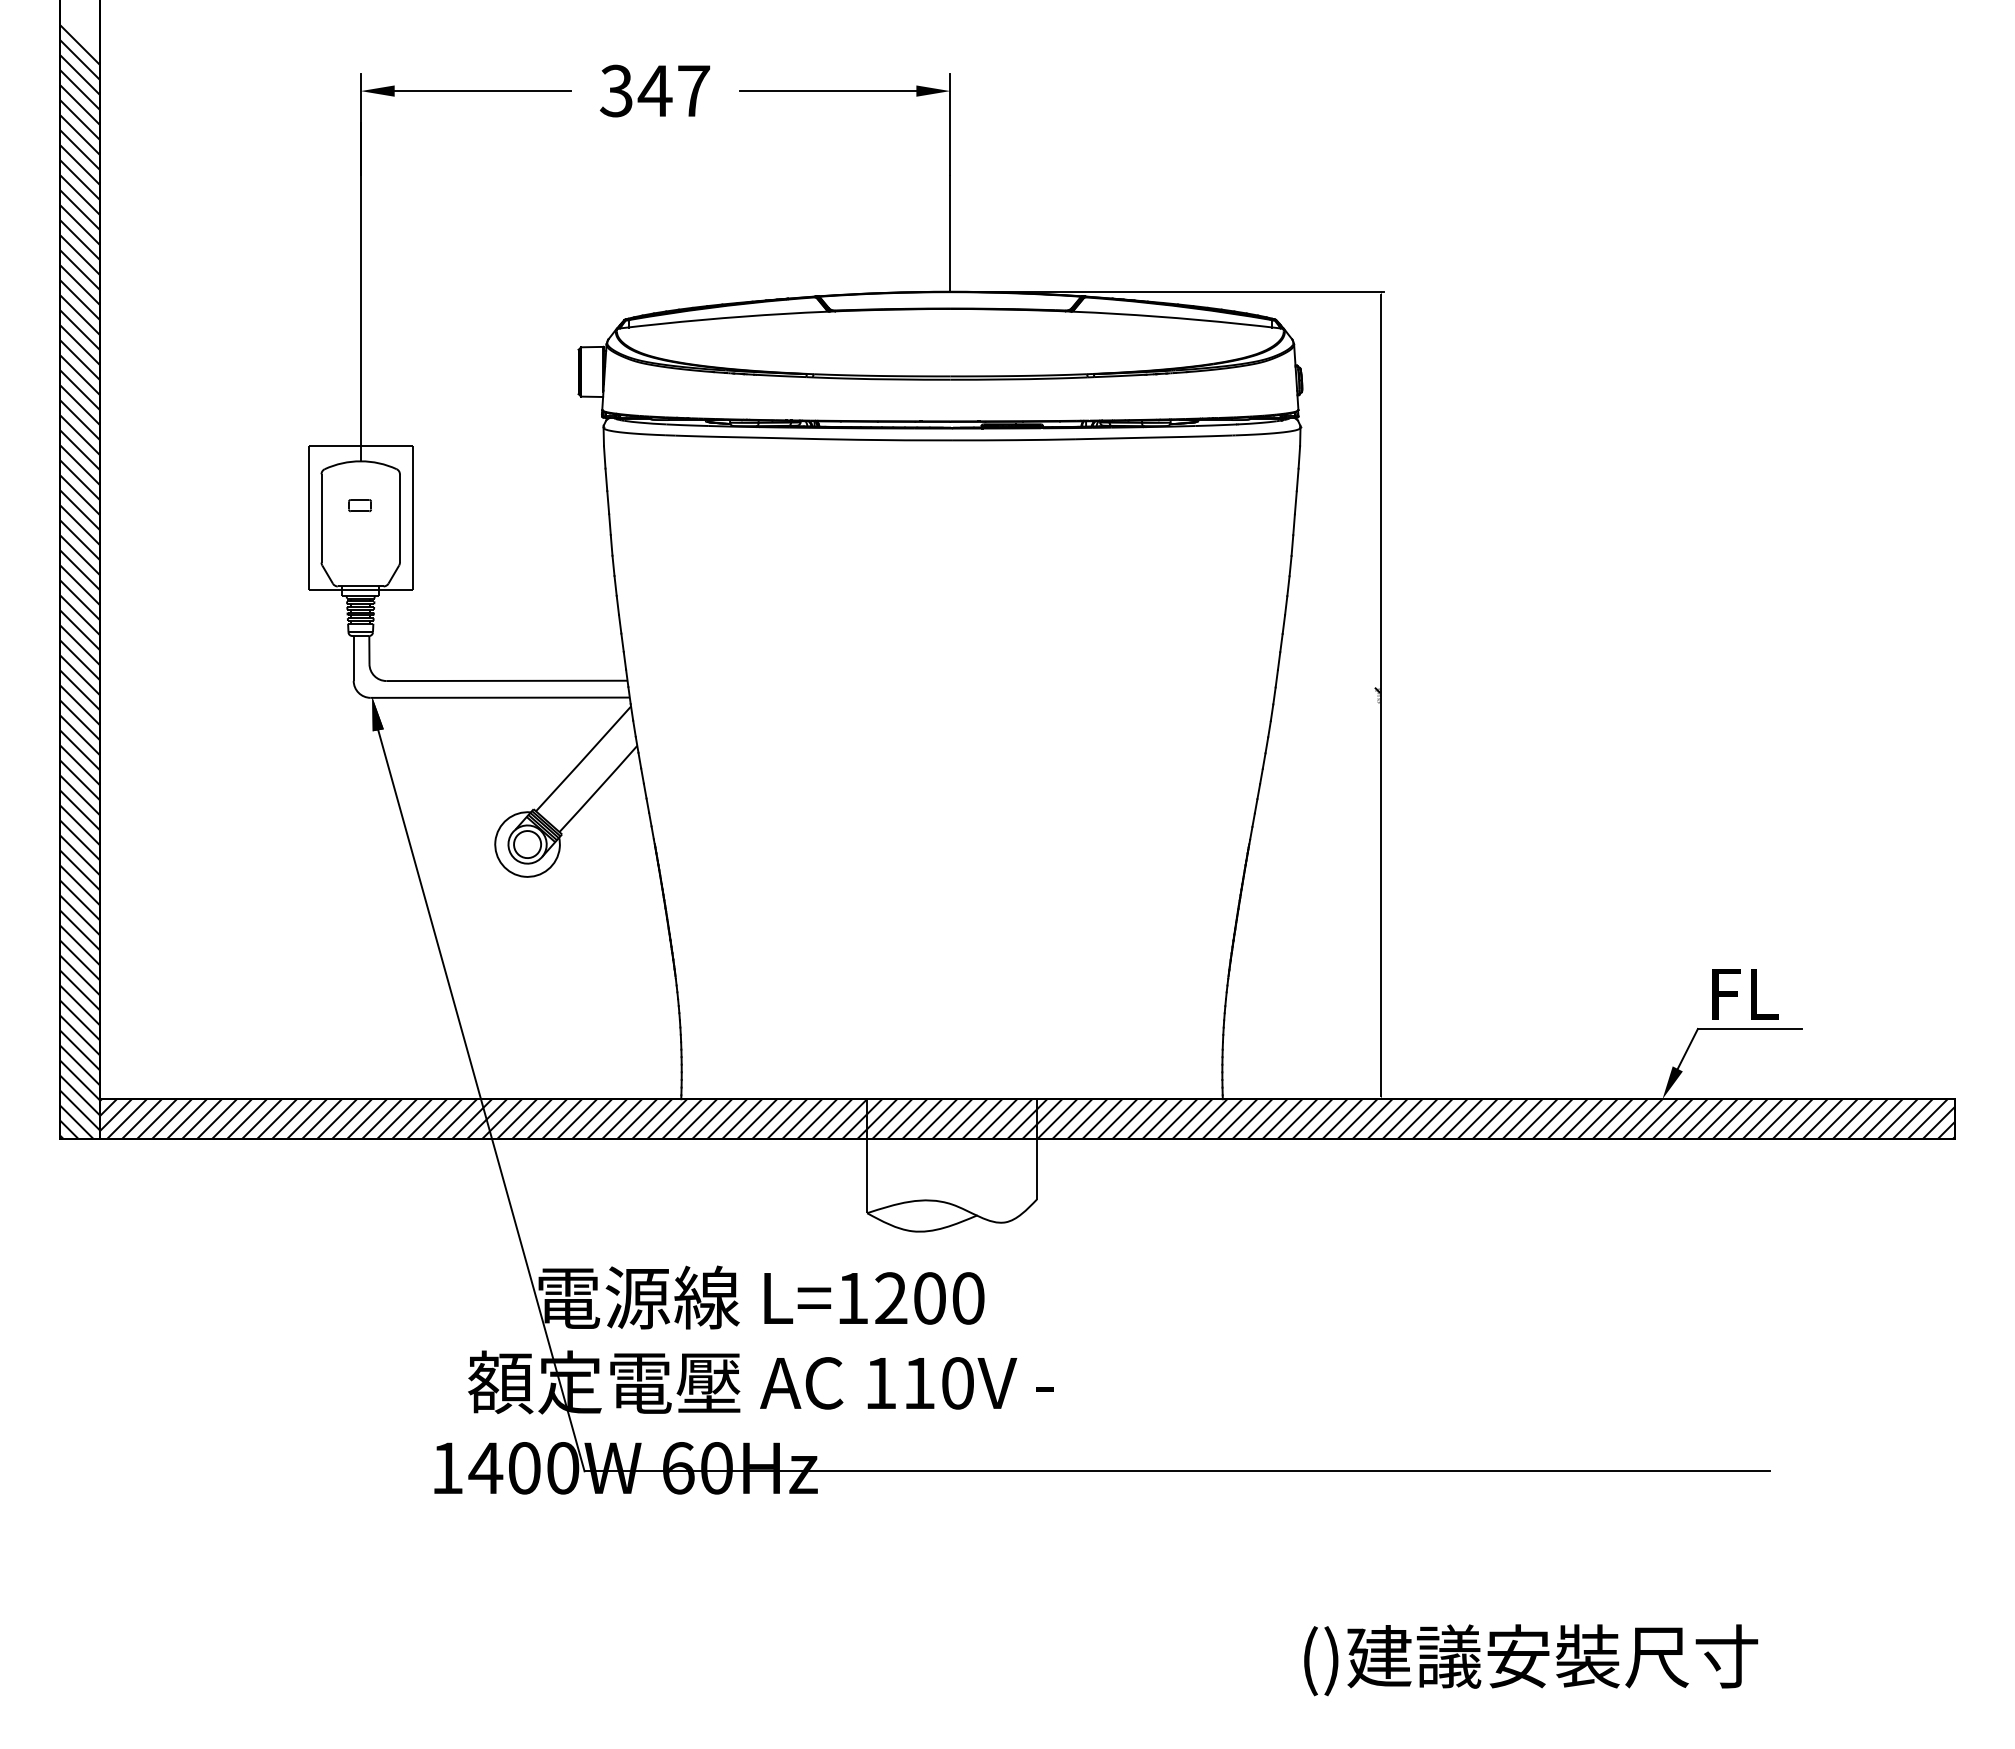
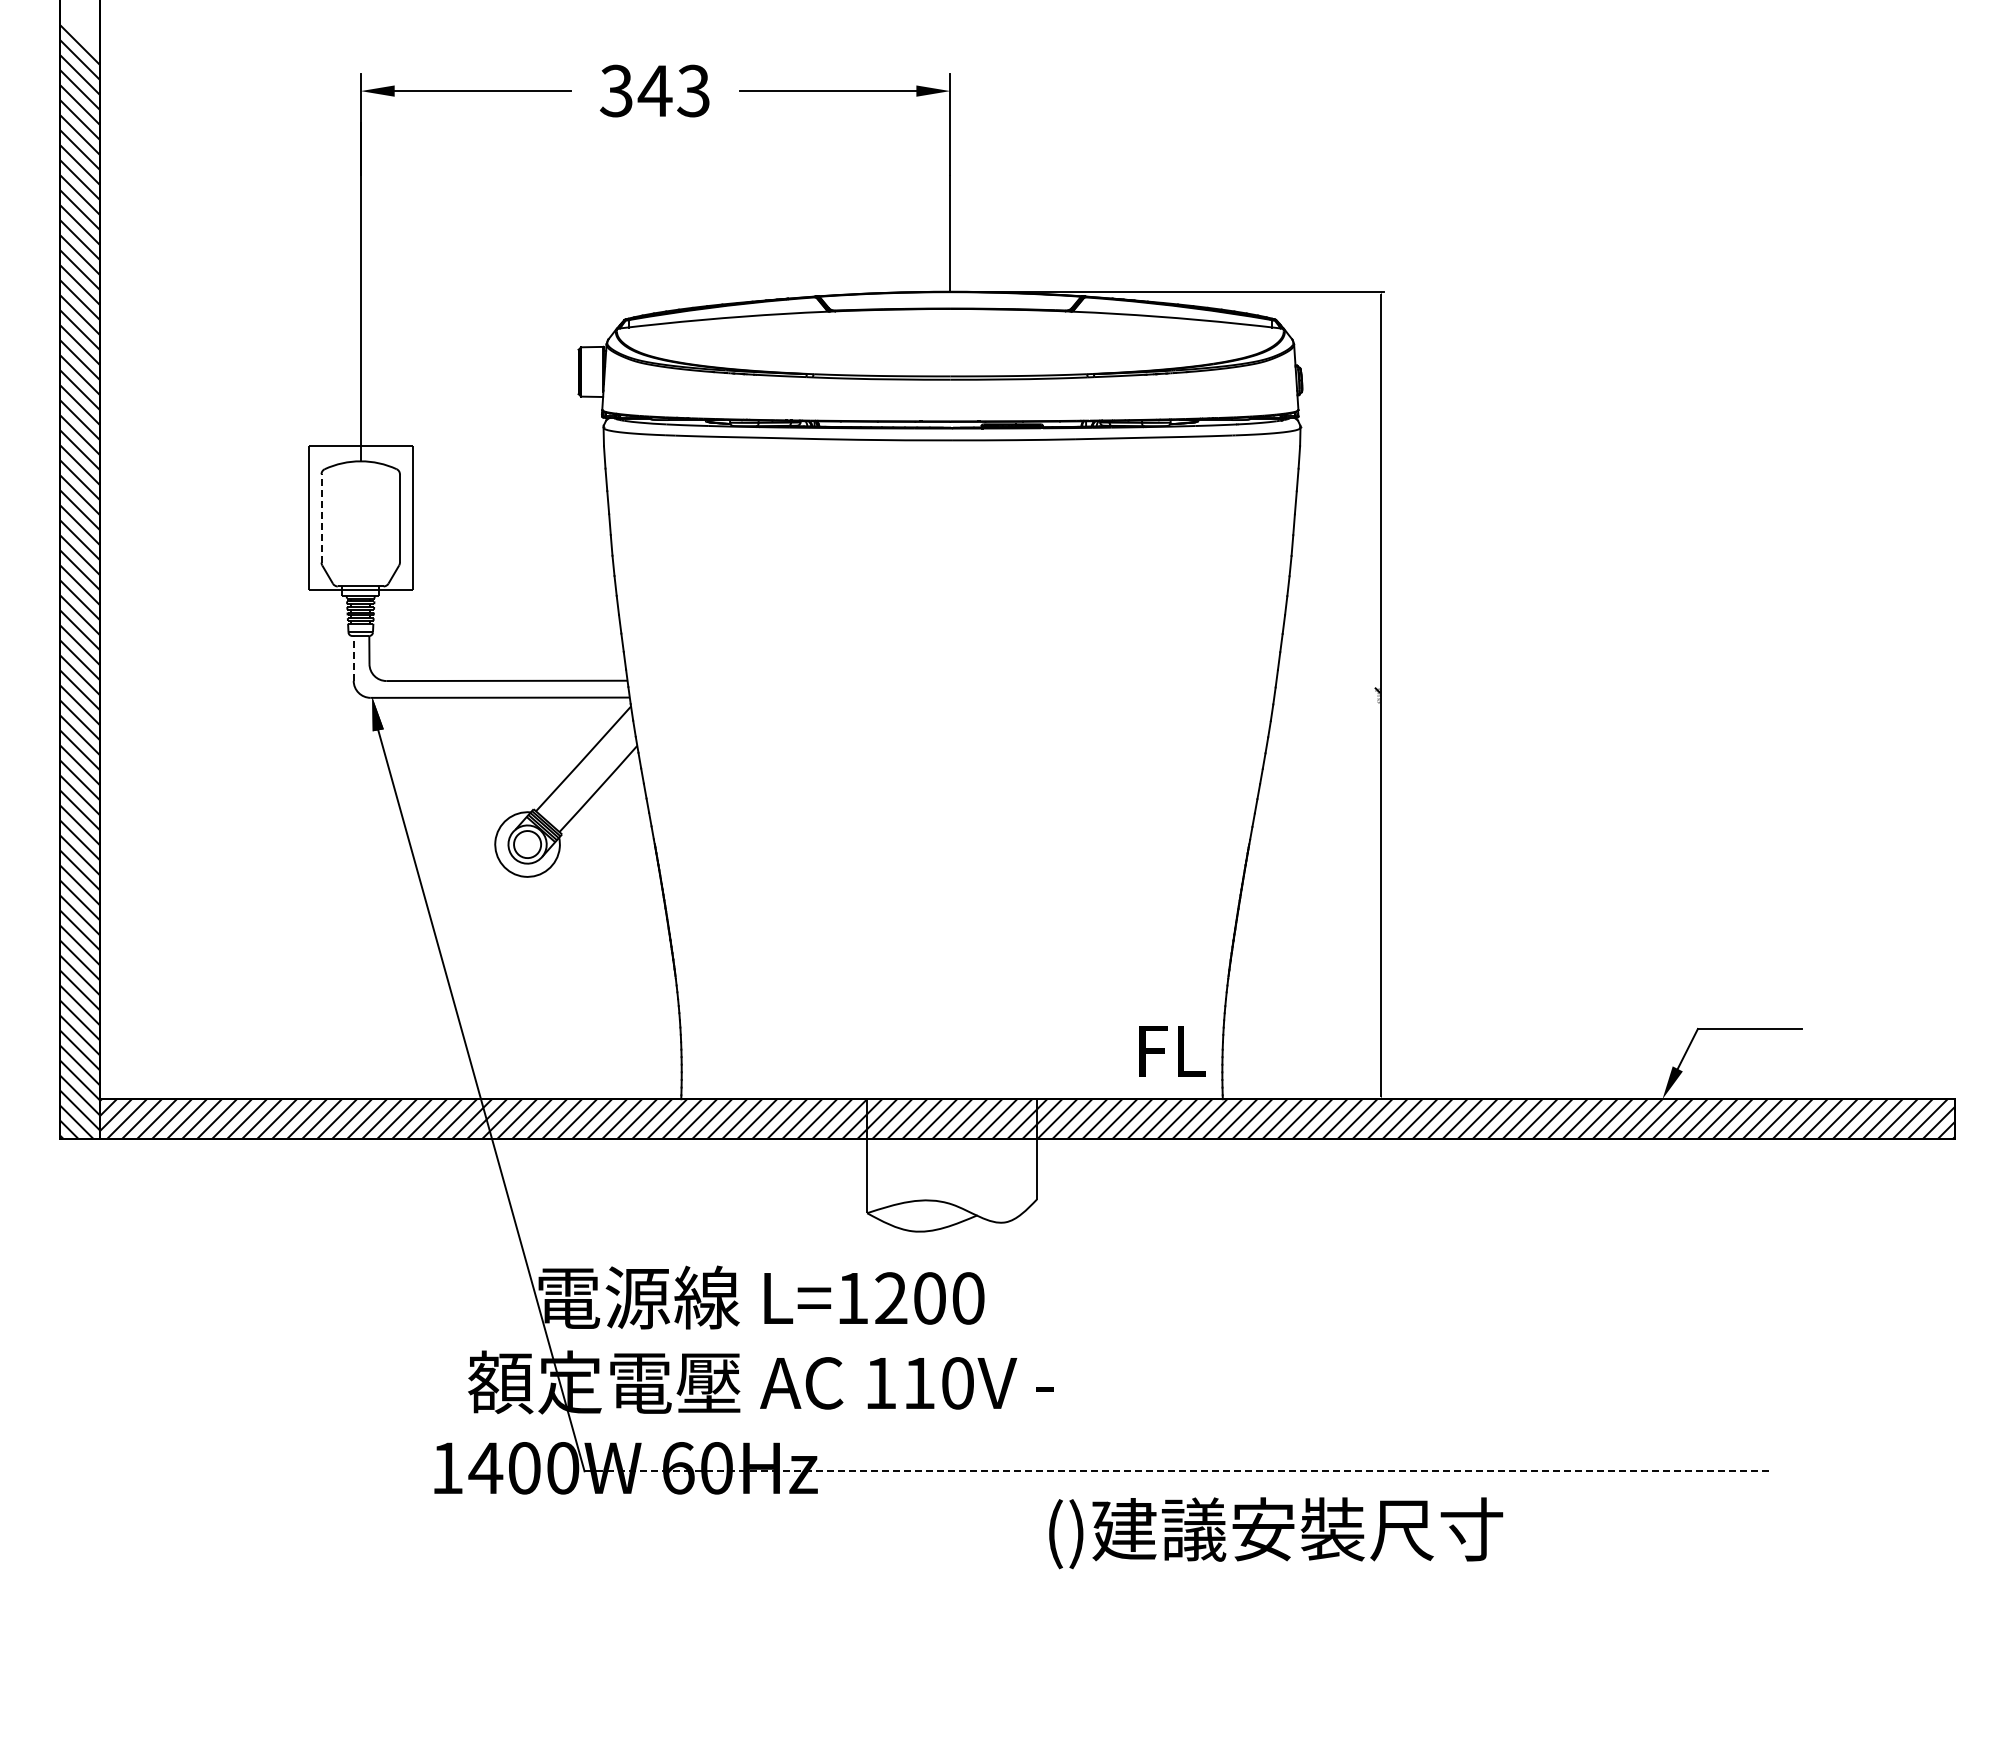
text: 347 -> 343 (693, 90)
part: present -> none (359, 505)
line: solid -> dashed (321, 517)
line: solid -> dashed (353, 657)
text position: (1745, 994) -> (1172, 1051) (1172, 1051)
line: solid -> dashed (1177, 1471)
text position: (1531, 1660) -> (1276, 1533) (1276, 1533)
